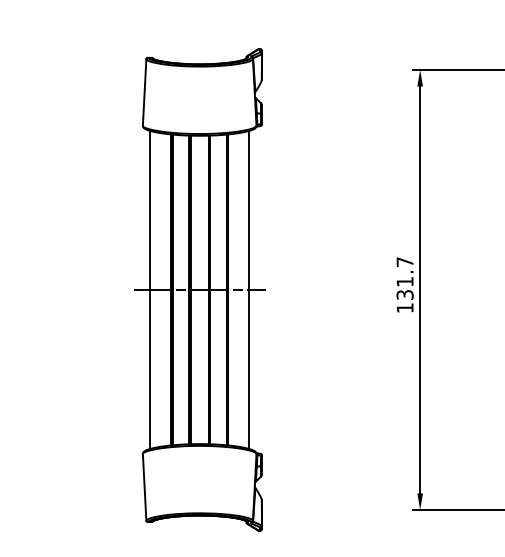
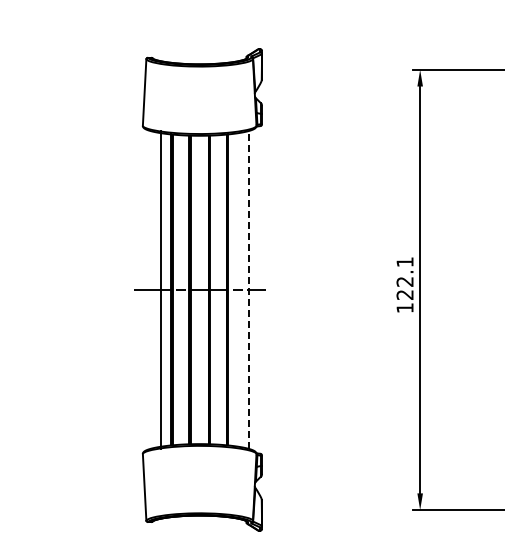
text: 131.7 -> 122.1 (404, 278)
line position: (150, 289) -> (161, 289) (161, 289)
line: solid -> dashed (249, 289)
